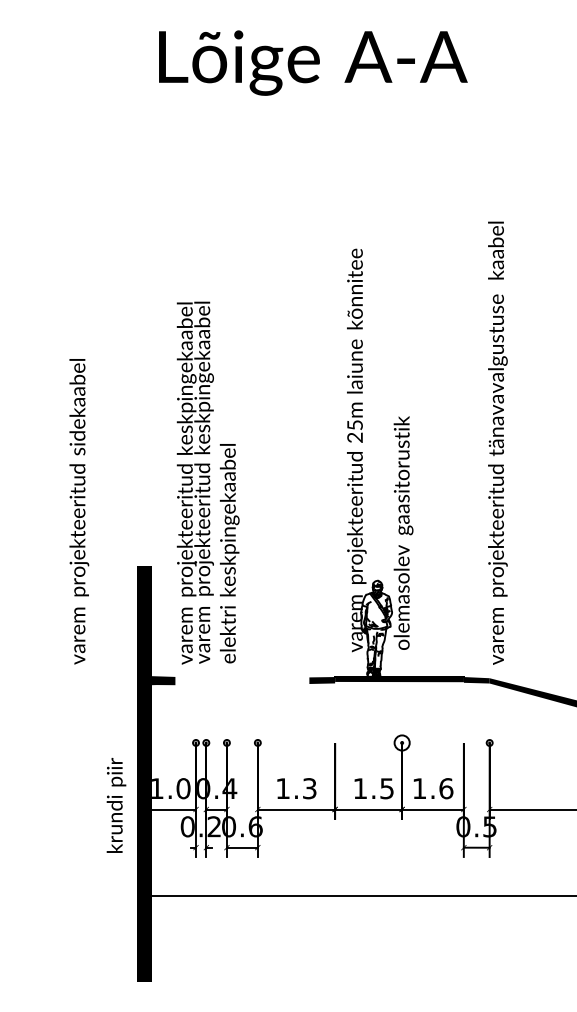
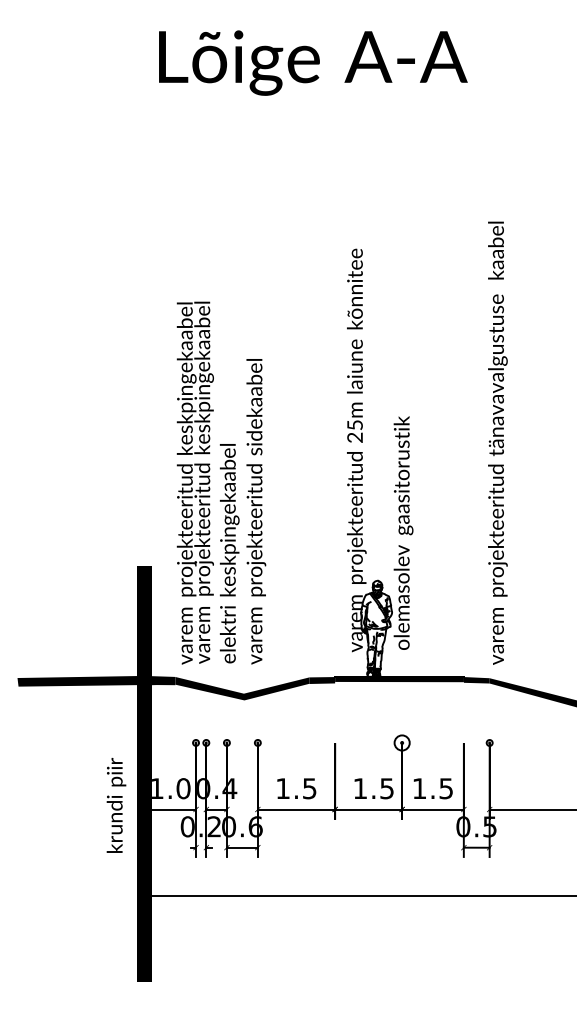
text position: (79, 511) -> (256, 511) (256, 511)
fill: none -> present (80, 680)
fill: none -> present (242, 688)
text: 1.3 -> 1.5 (309, 788)
text: 1.6 -> 1.5 (446, 788)
